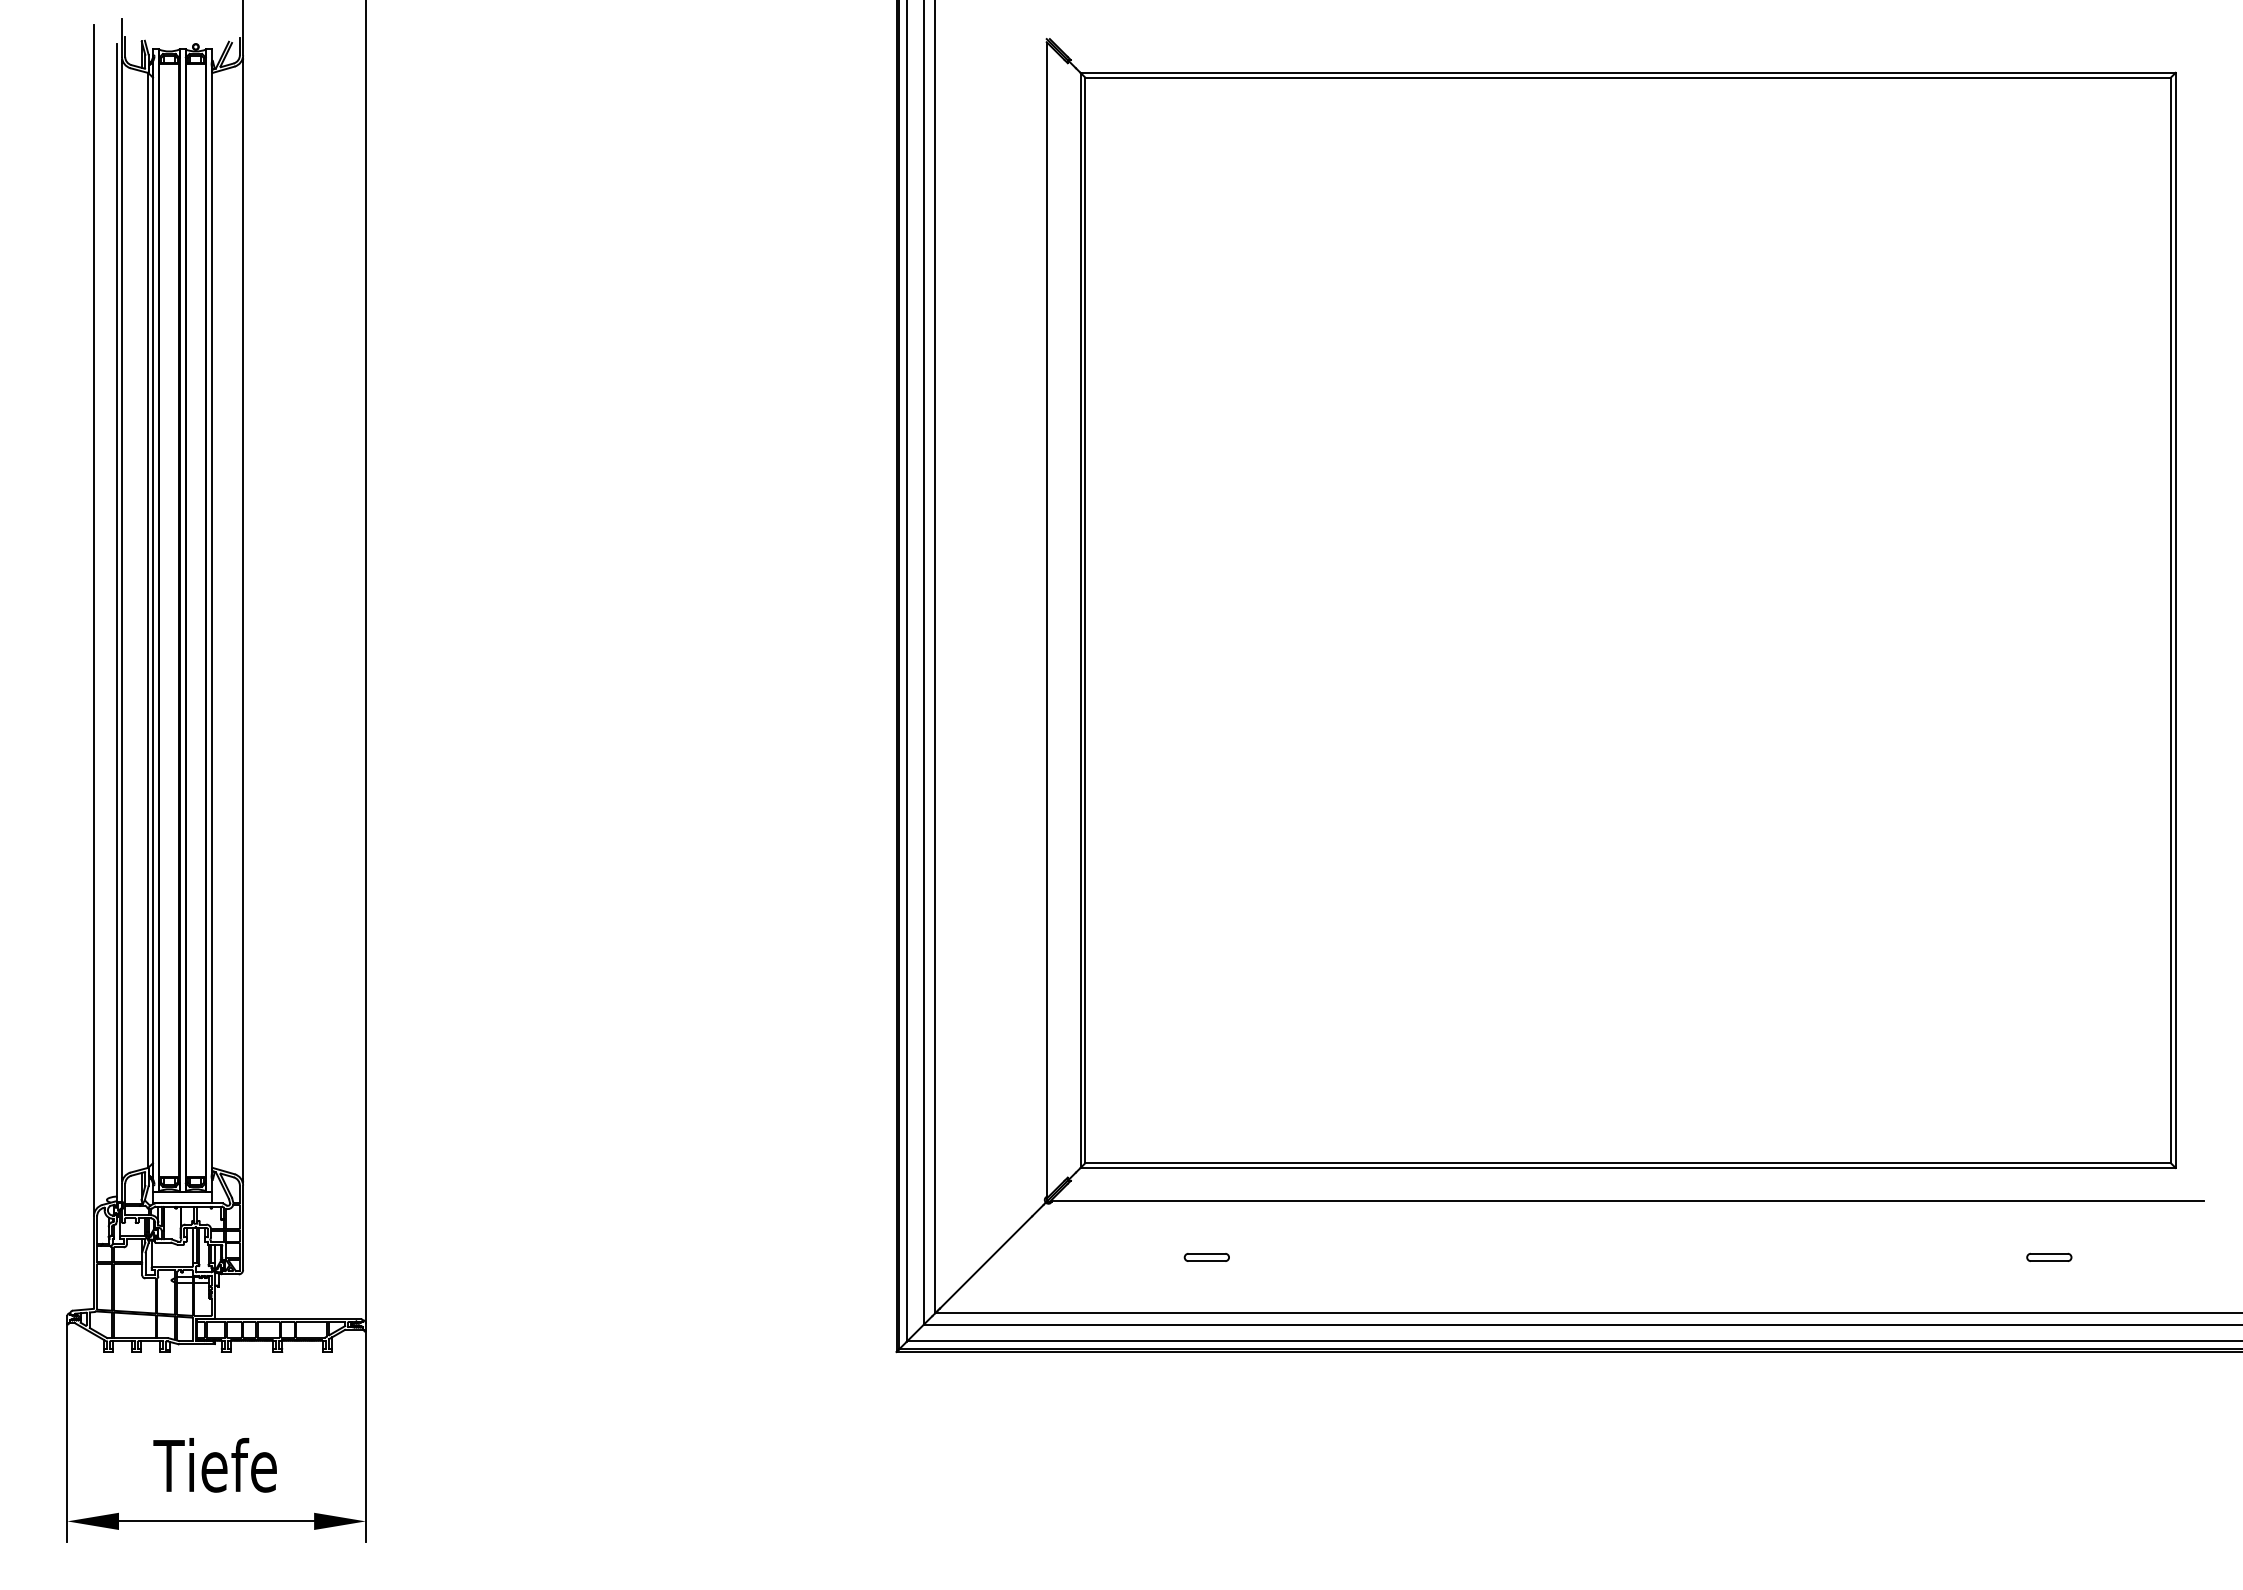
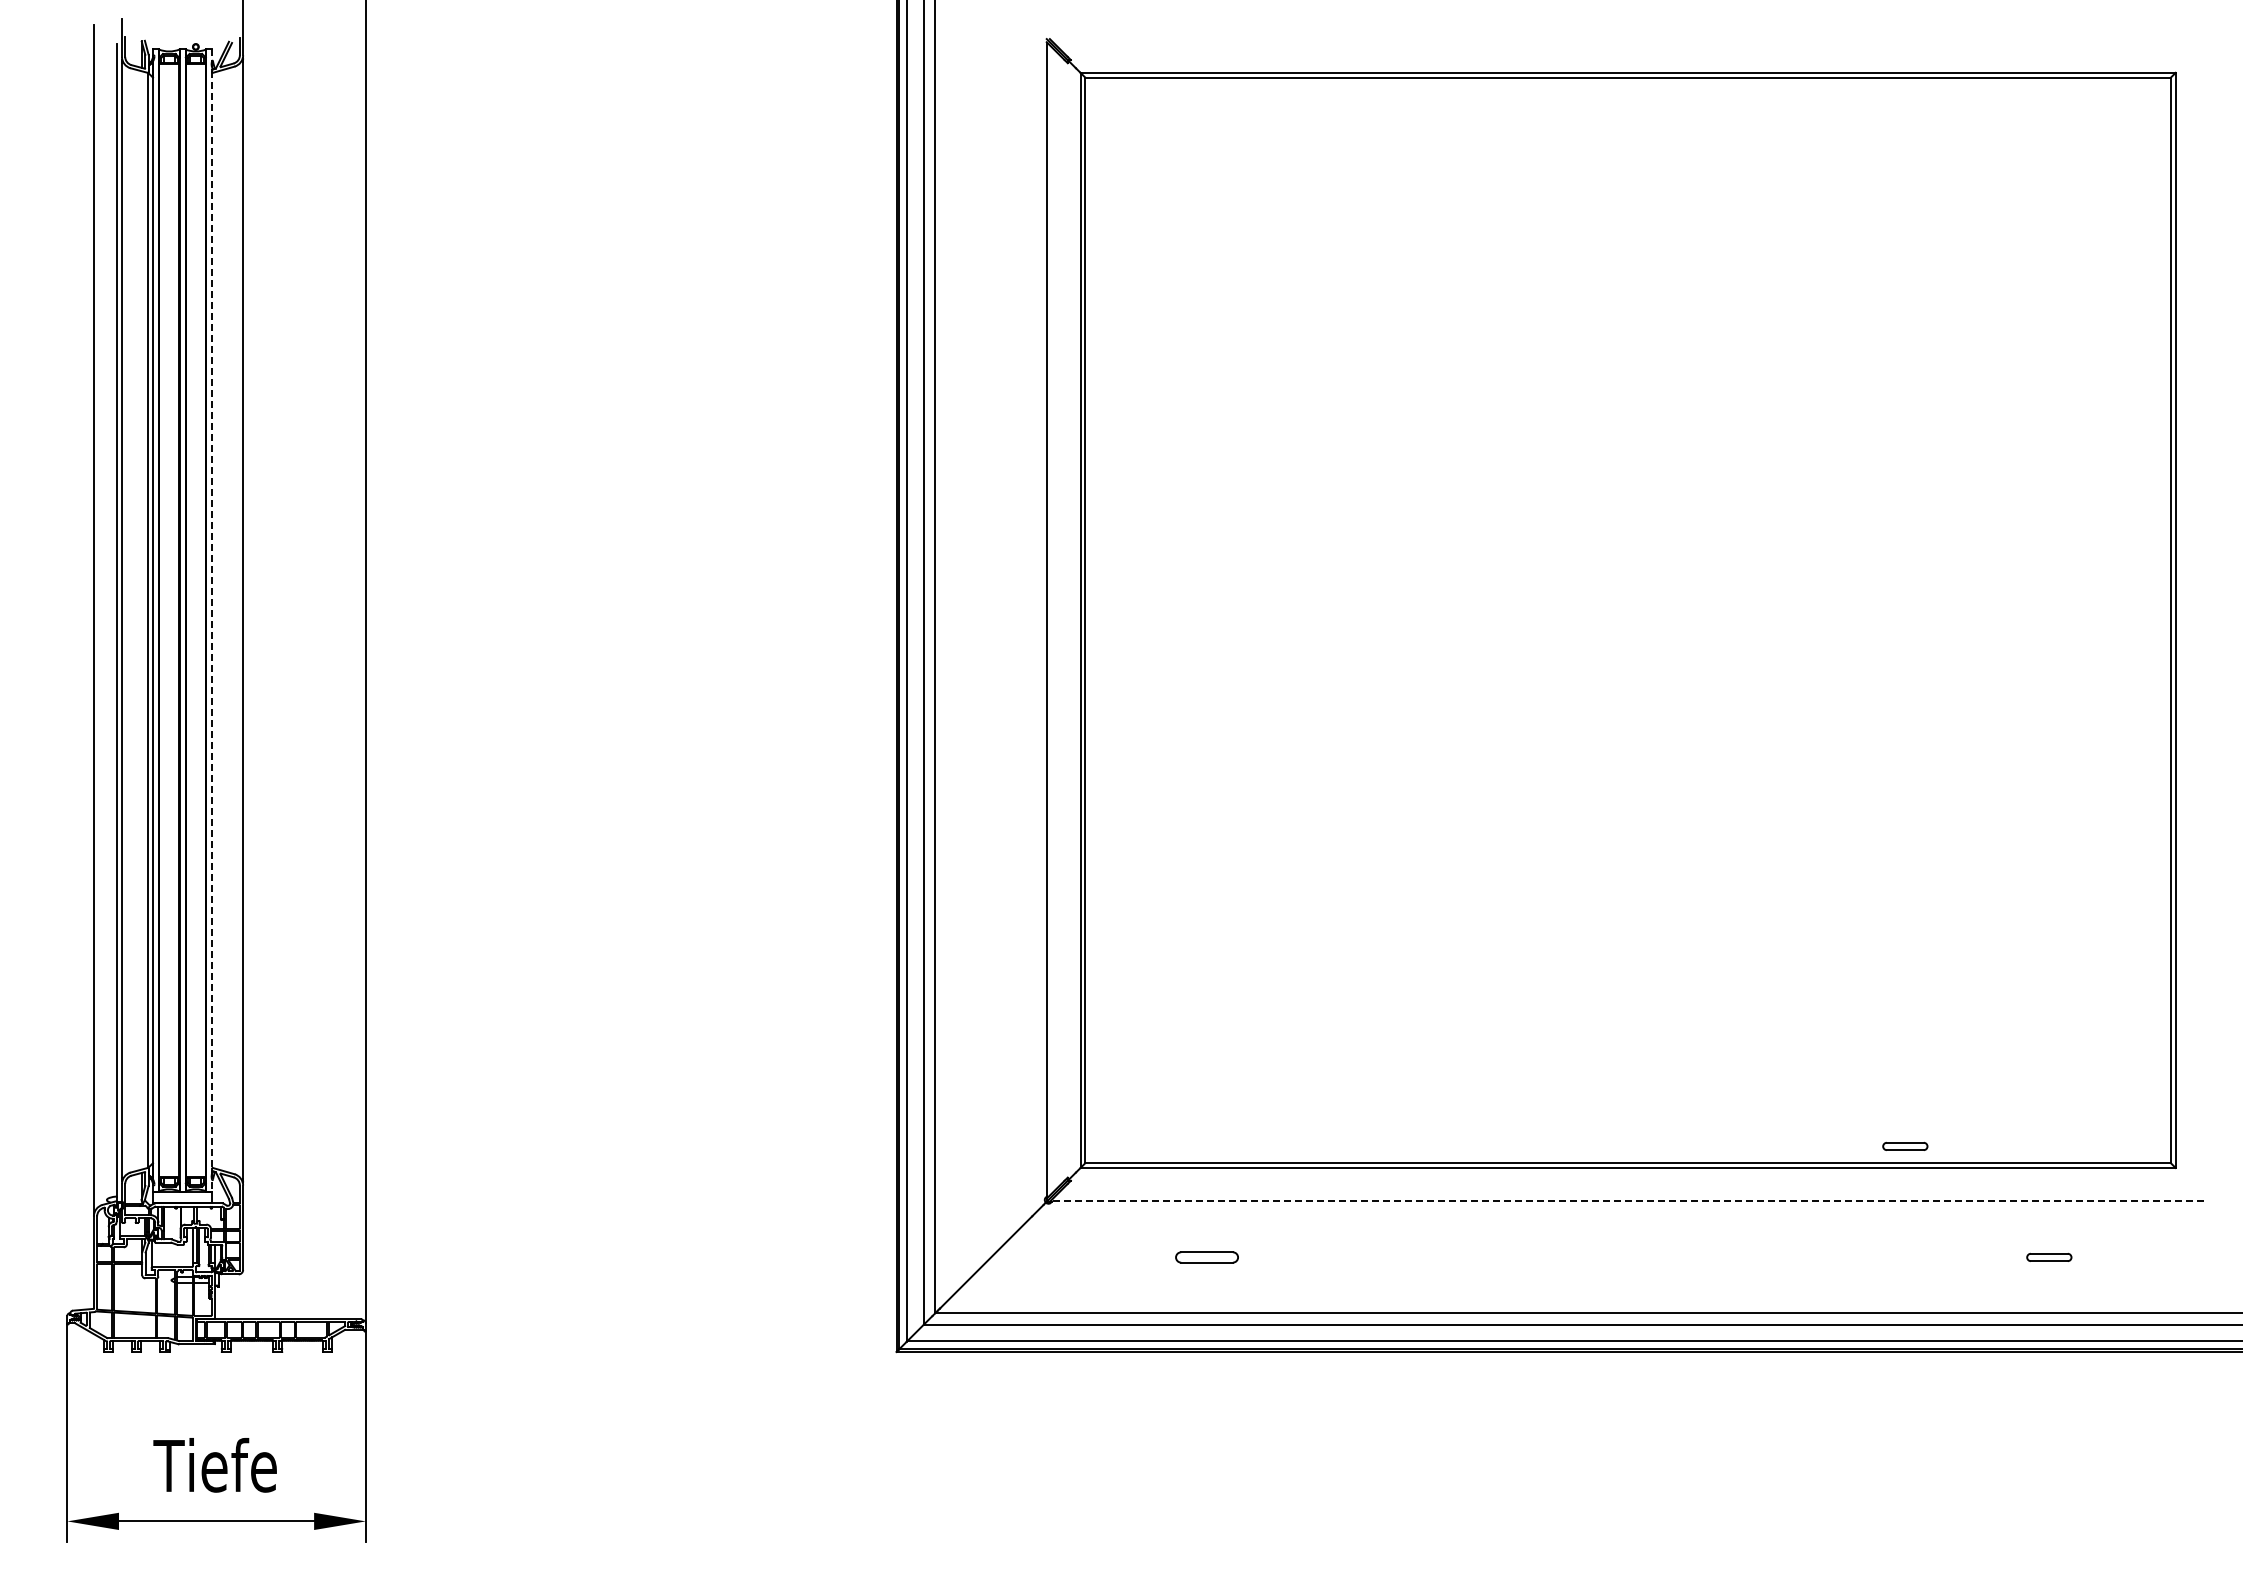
line: solid -> dashed (212, 620)
part: none -> present (1905, 1145)
line: solid -> dashed (1627, 1201)
part size: 47x9 px -> 64x13 px (1206, 1257)
